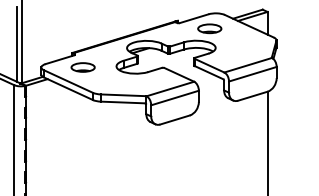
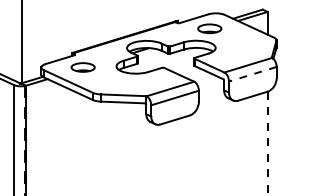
line: present -> none (16, 43)
line: solid -> dashed (252, 74)
line: solid -> dashed (267, 143)
